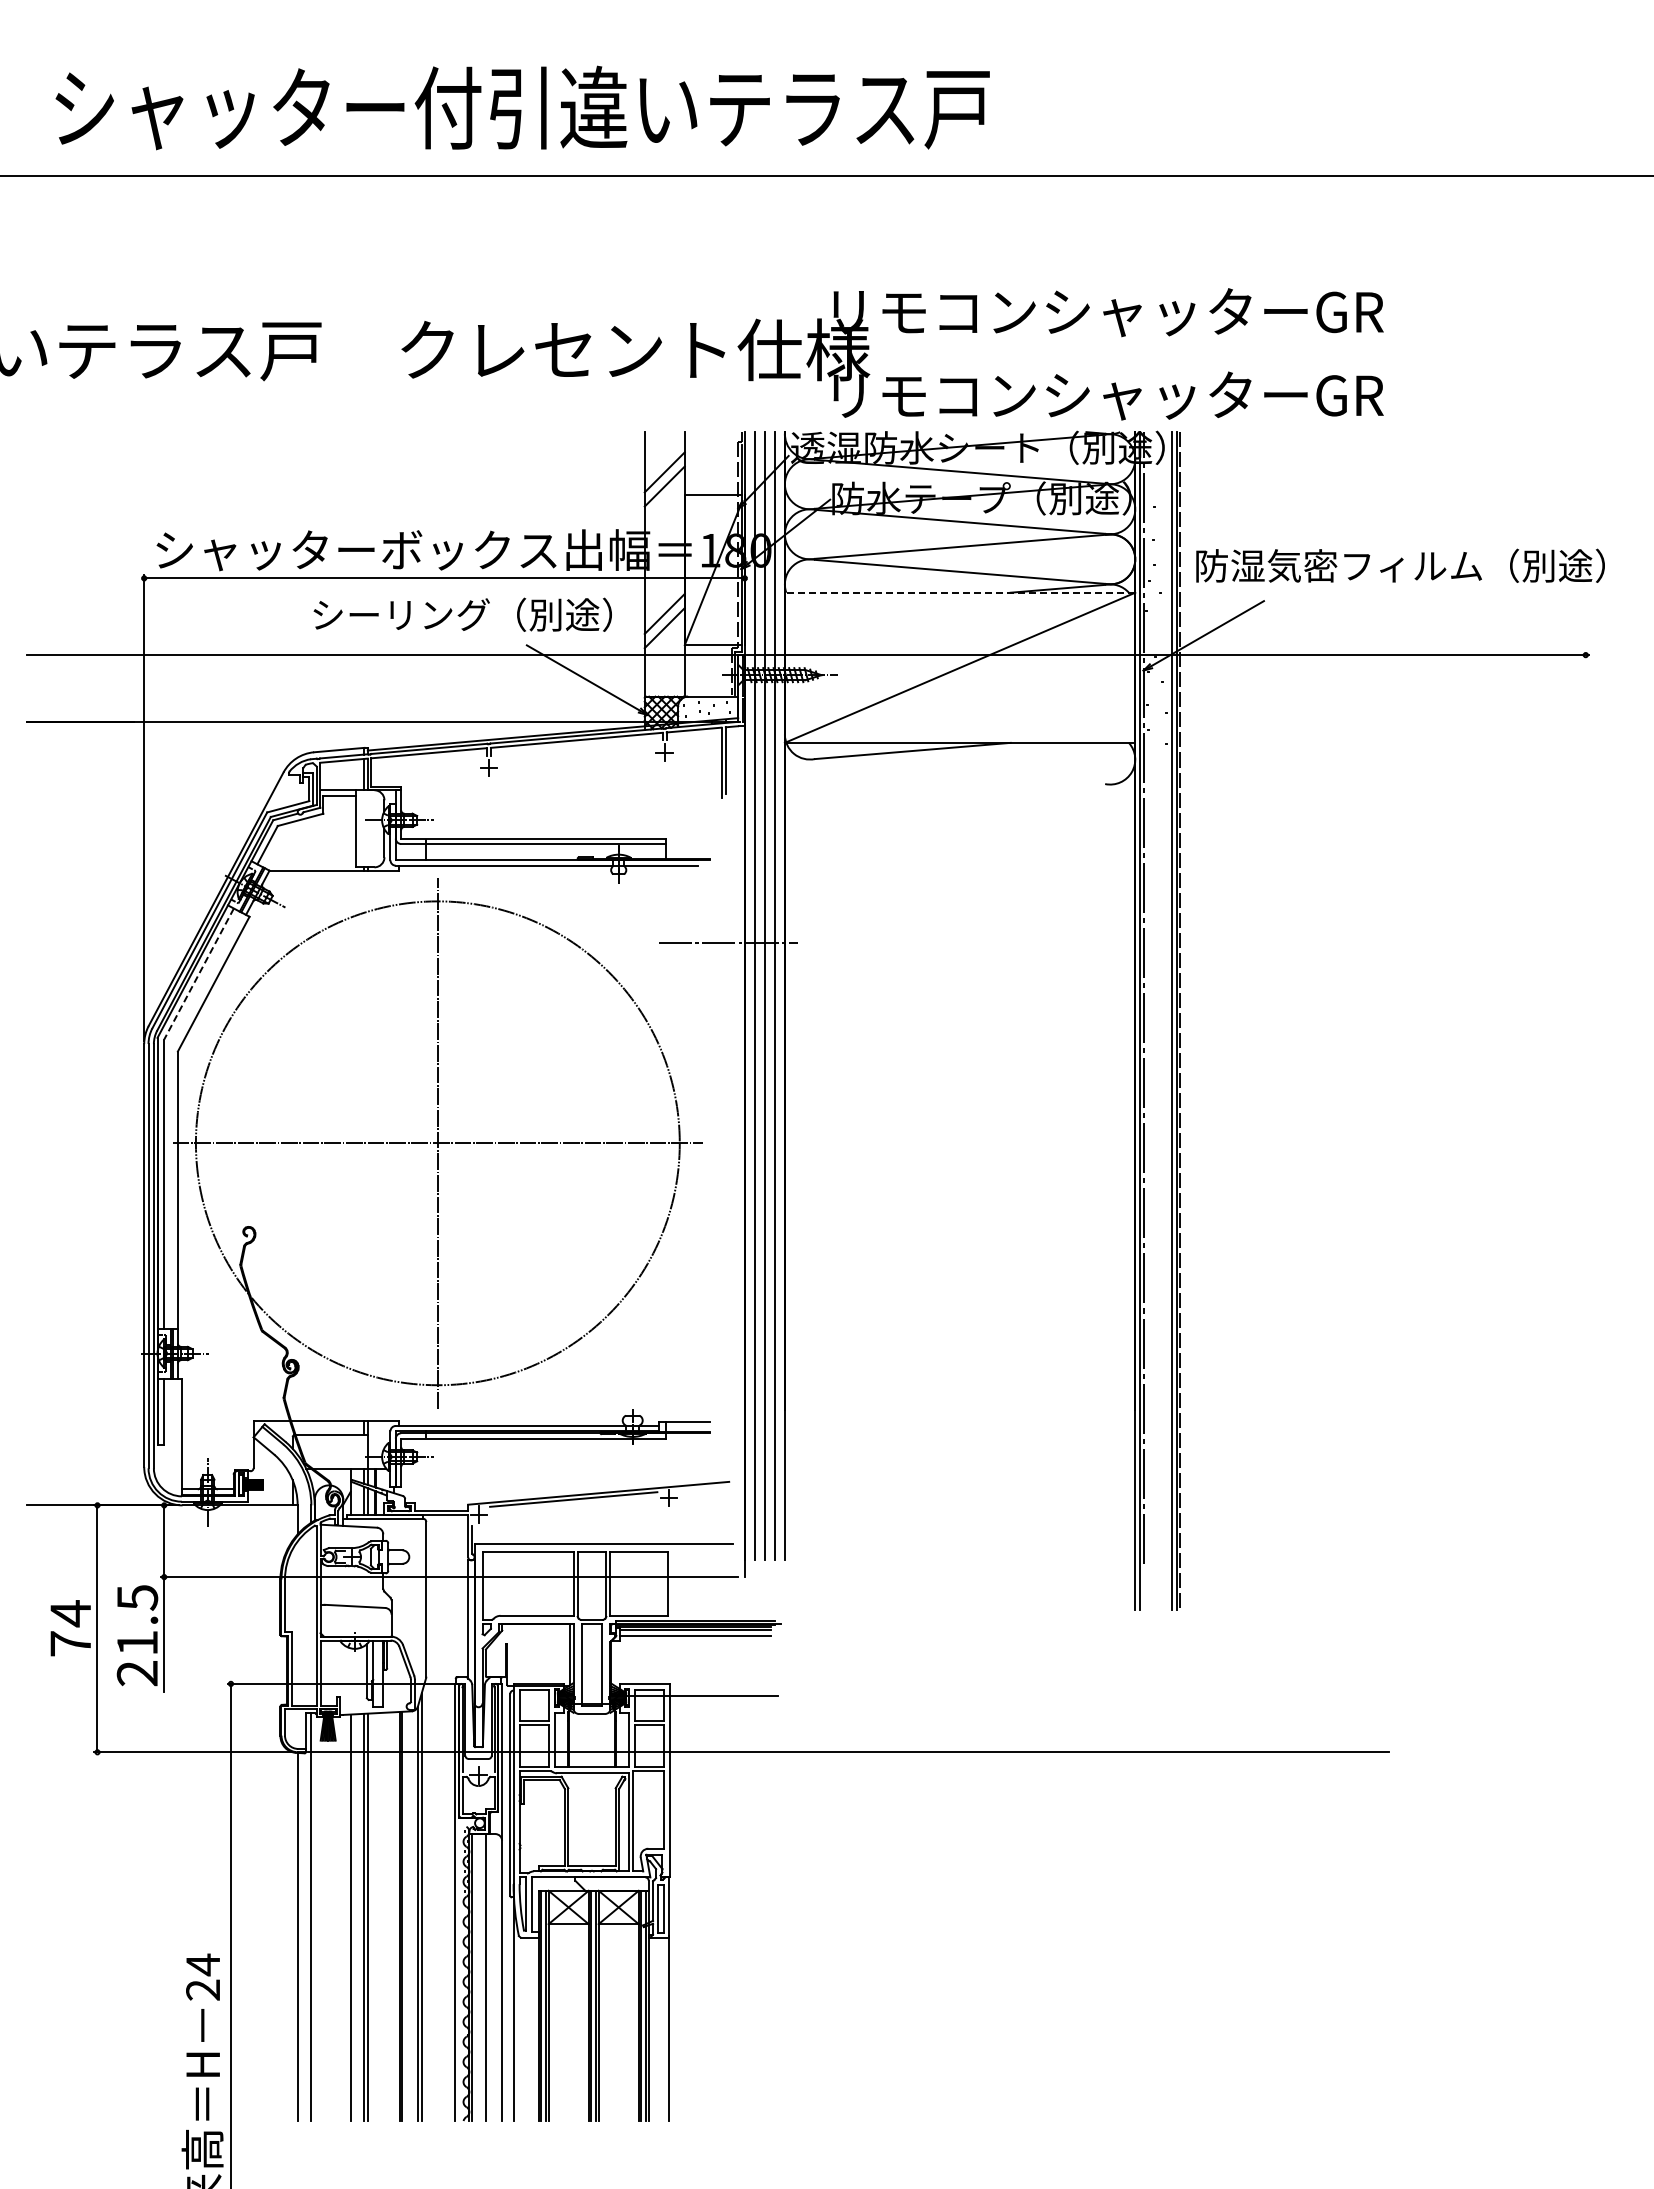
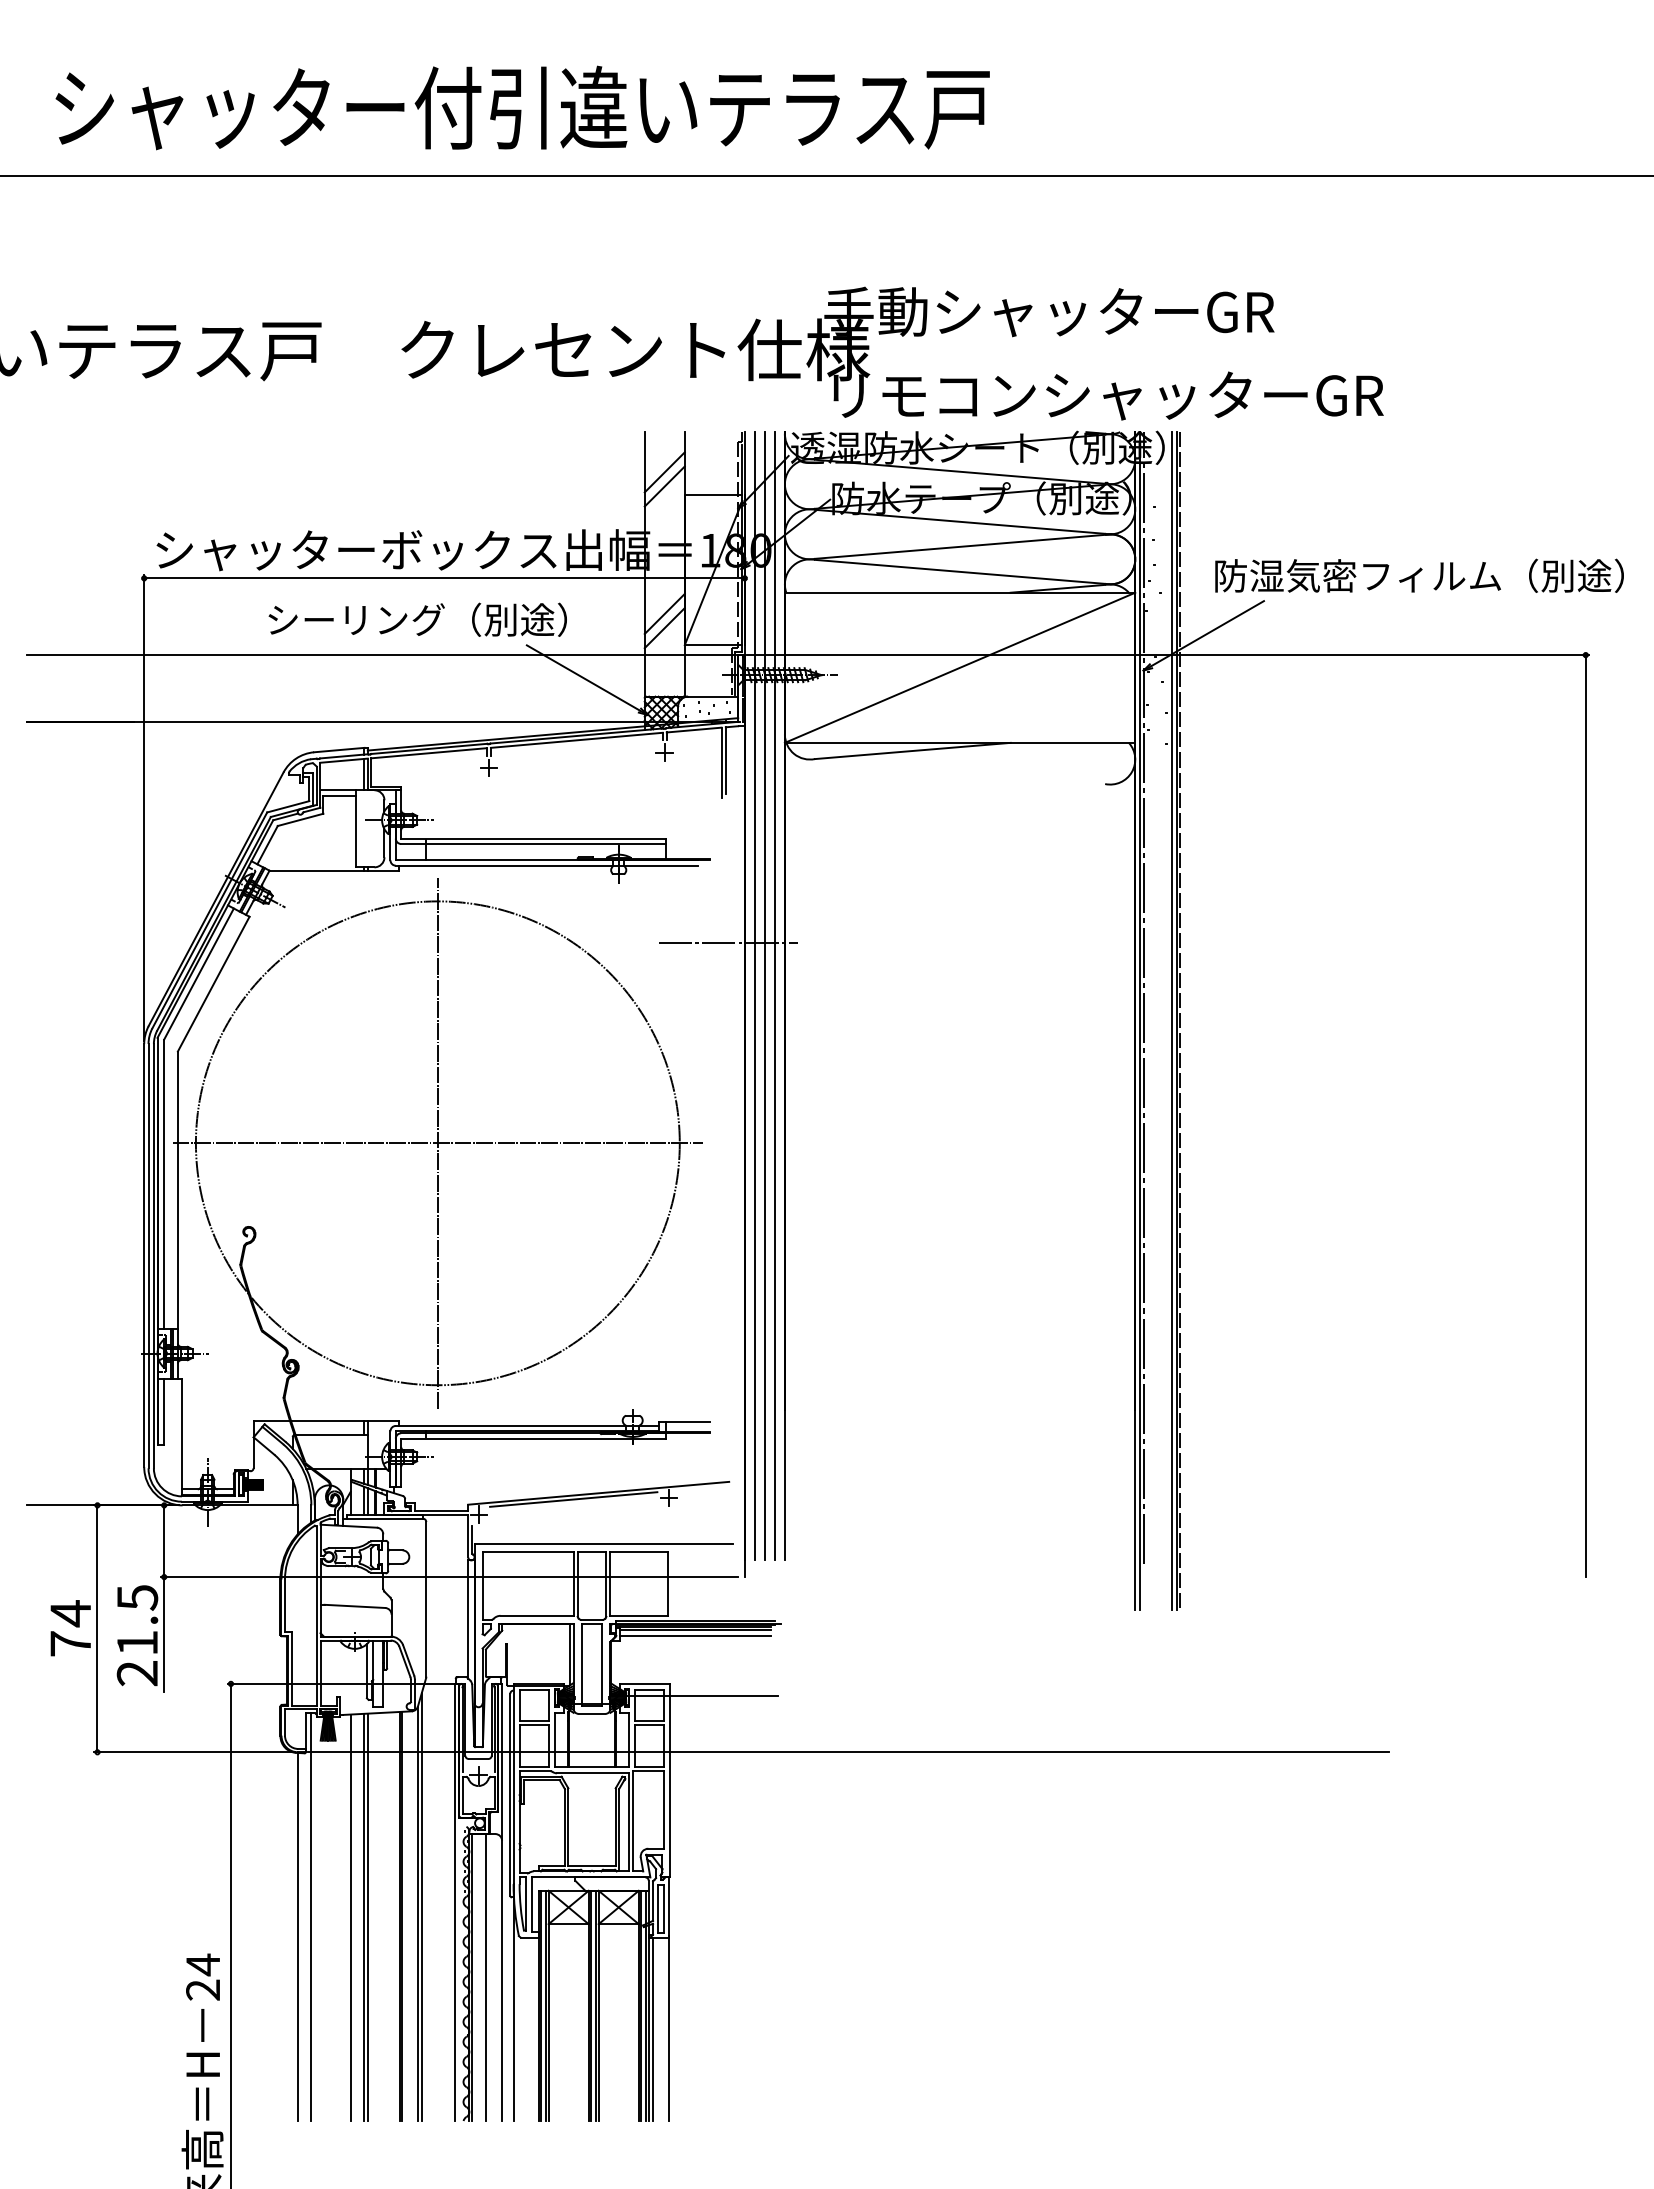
text: リモコンシャッターGR -> 手動シャッターGR (1103, 311)
text position: (1400, 565) -> (1419, 575) (1419, 575)
line: dashed -> solid (959, 592)
text position: (462, 614) -> (417, 619) (417, 619)
line: dashed -> solid (198, 974)
line: none -> present (1585, 1116)
line: none -> present (653, 2029)
